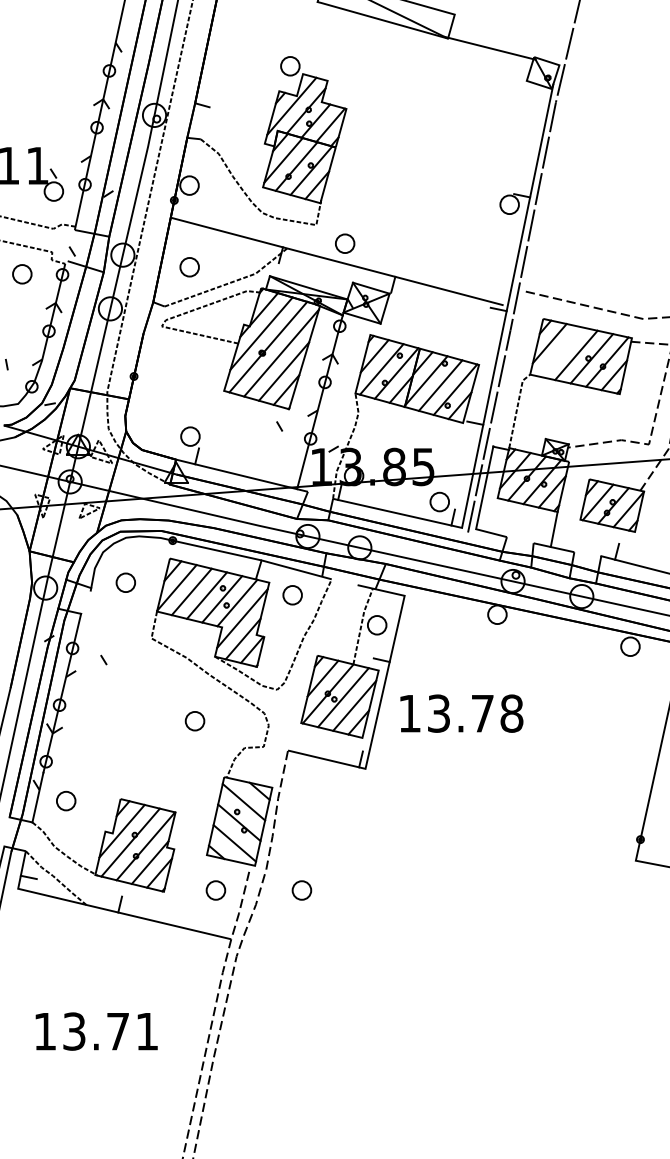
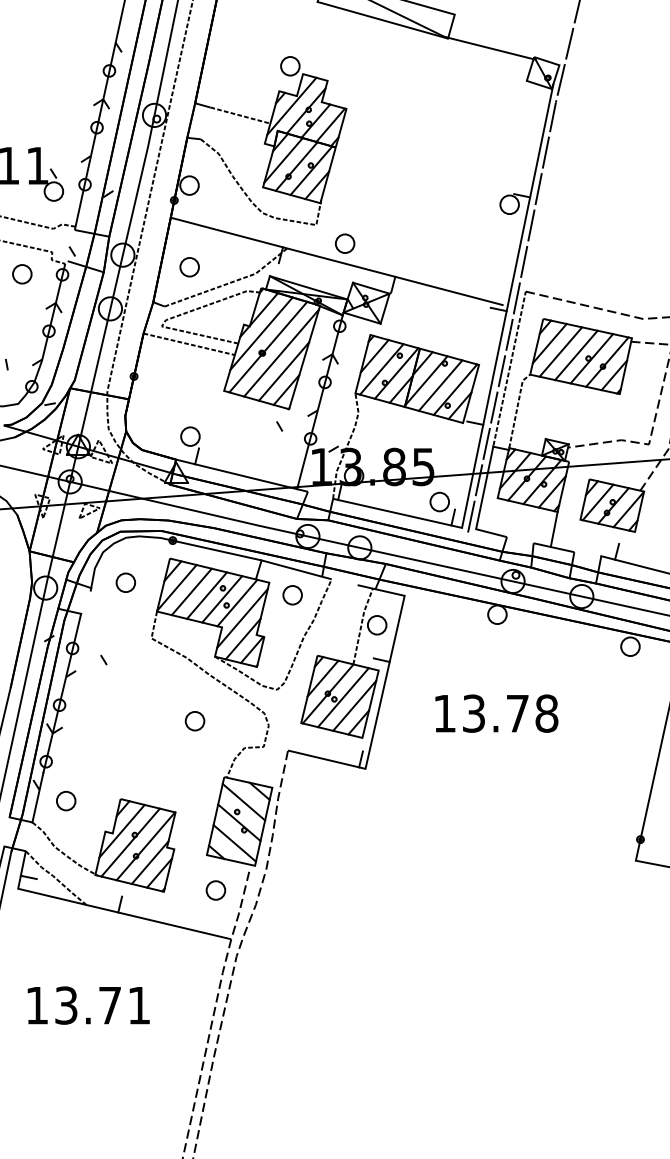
line: none -> present (240, 115)
line: none -> present (188, 344)
line: none -> present (560, 351)
line: none -> present (509, 368)
text position: (461, 713) -> (496, 713) (496, 713)
part: present -> none (301, 890)
text position: (96, 1031) -> (88, 1005) (88, 1005)
